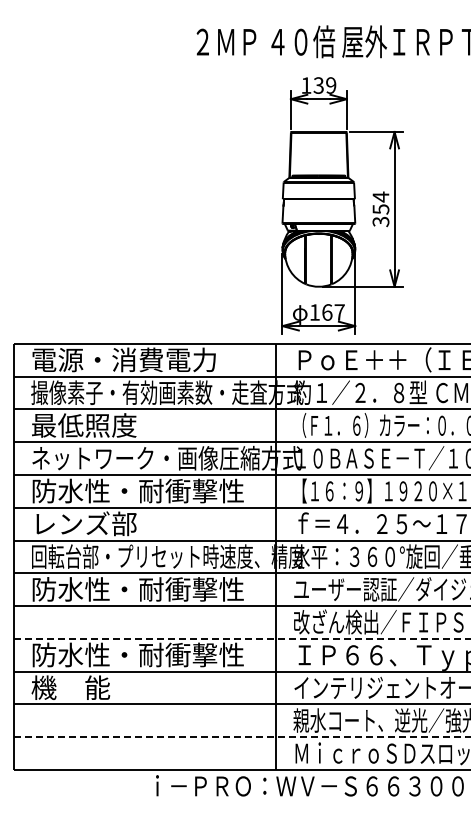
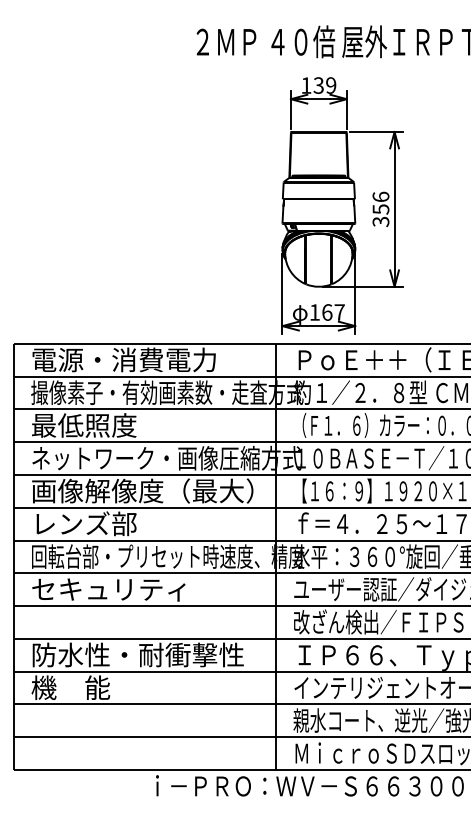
text: 354 -> 356 (380, 196)
text: 防水性・耐衝撃性 -> 画像解像度（最大） (142, 490)
text: 防水性・耐衝撃性 -> セキュリティ (137, 589)
line: dashed -> solid (243, 638)
line: dashed -> solid (243, 737)
